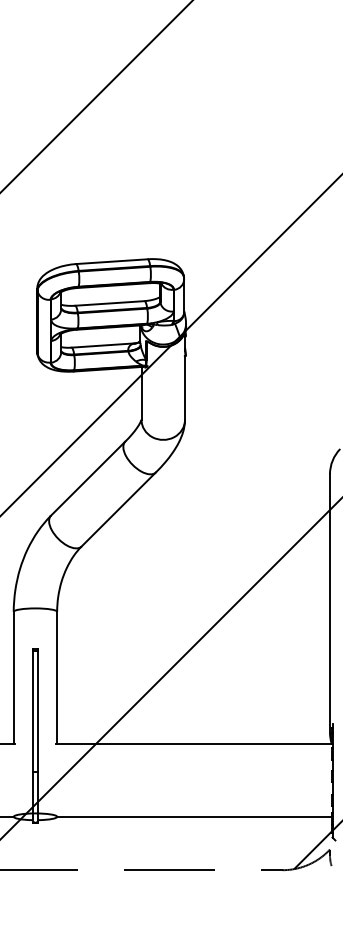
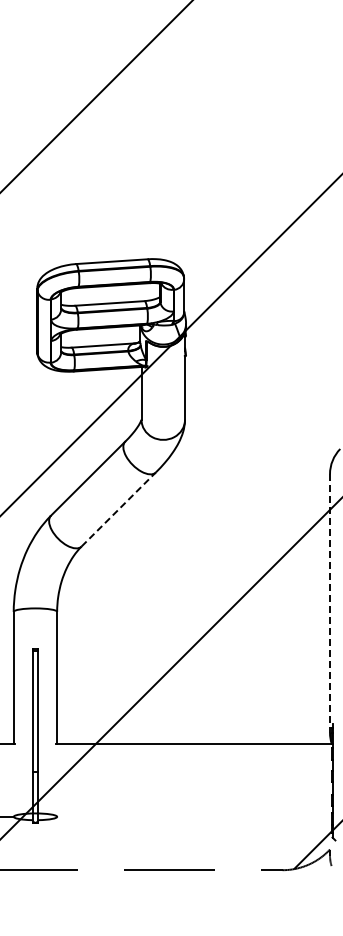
line: solid -> dashed (119, 509)
line: solid -> dashed (330, 604)
line: present -> none (194, 817)
